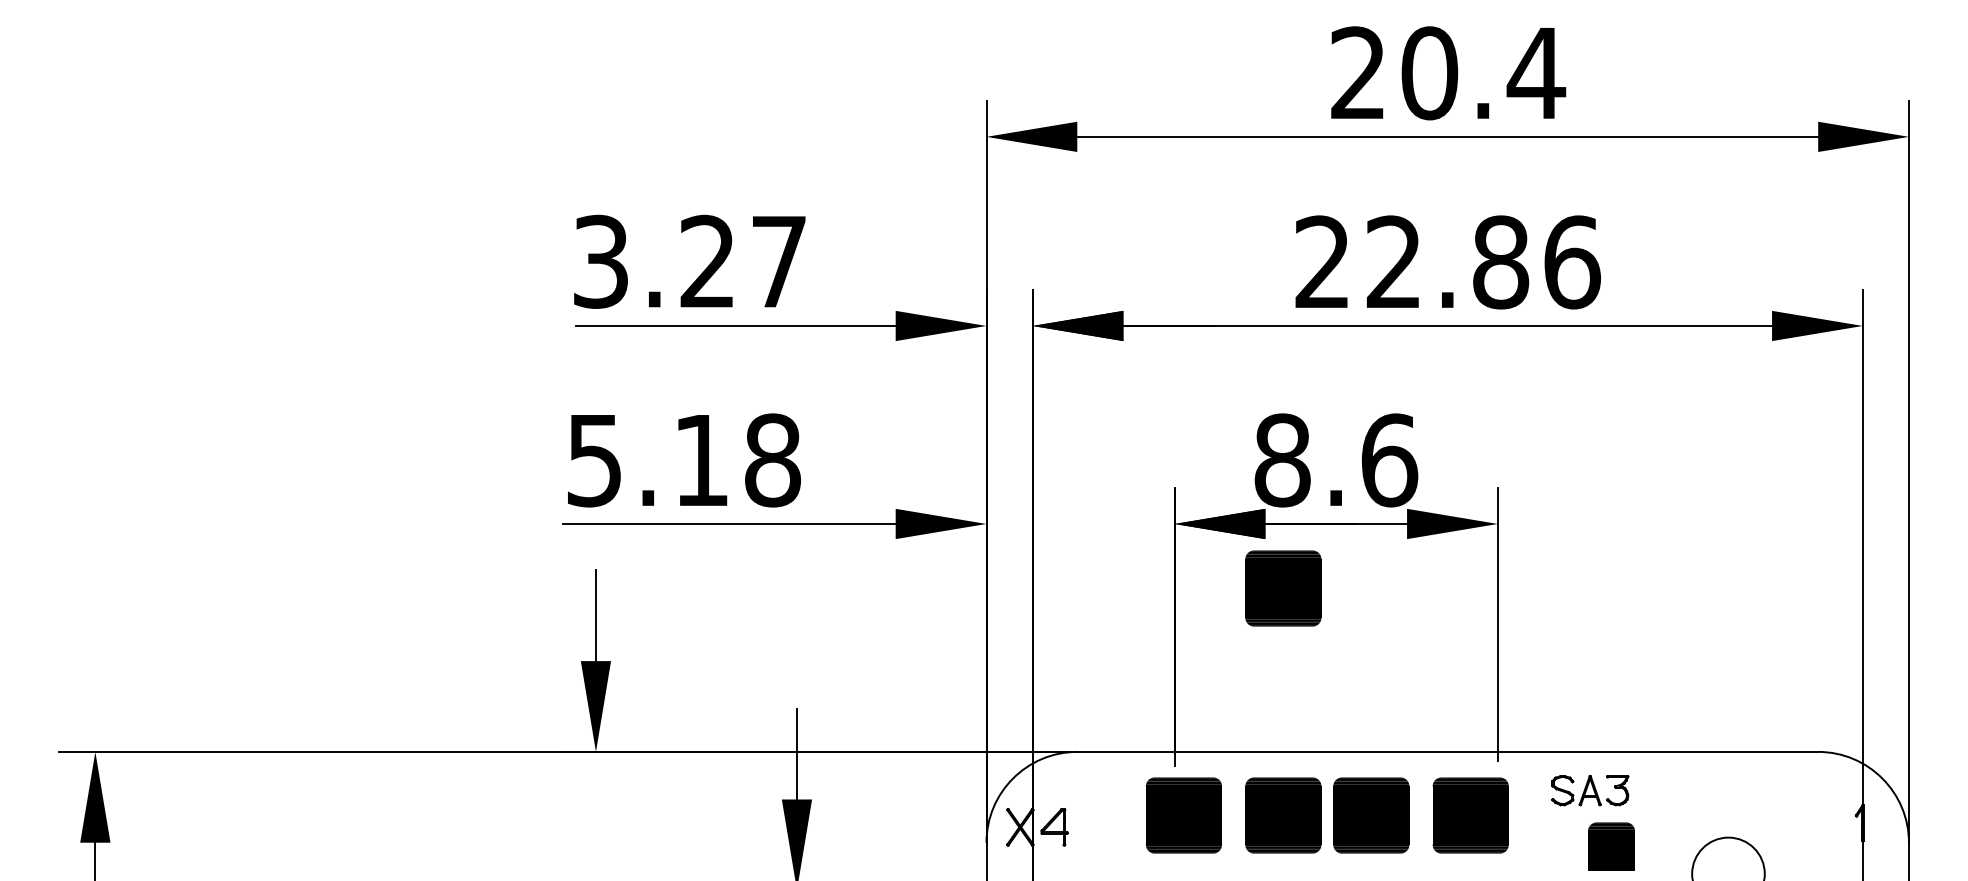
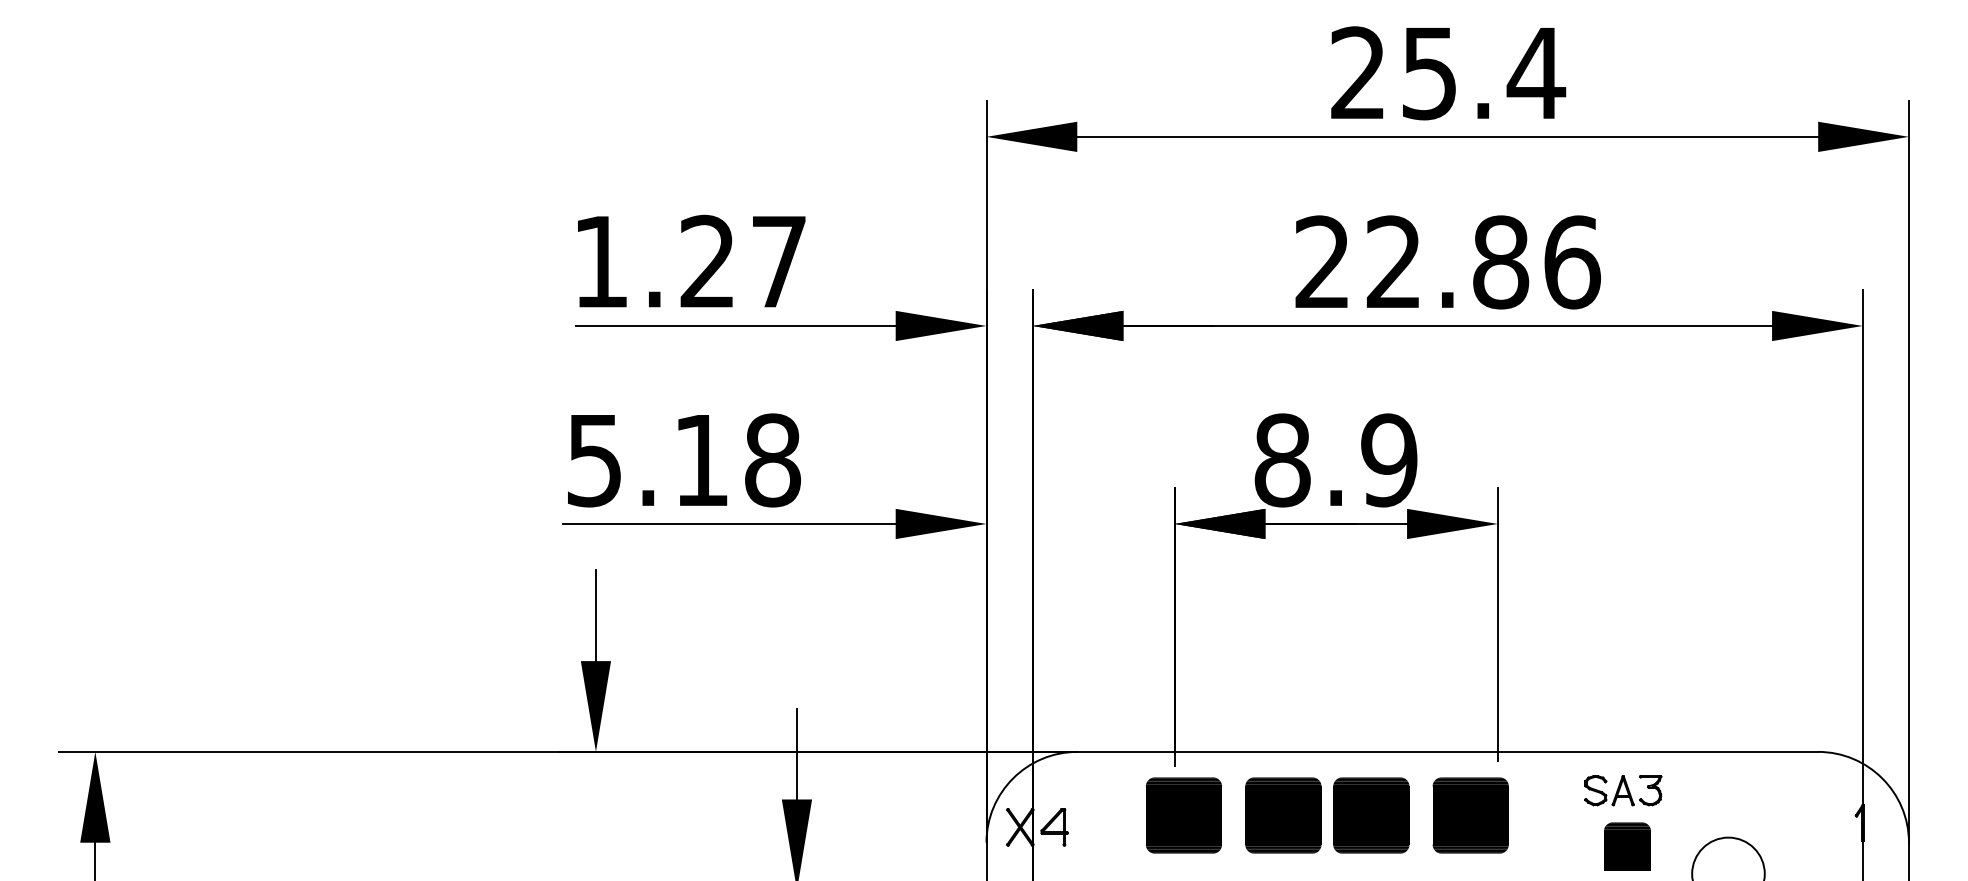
text: 20.4 -> 25.4 (1429, 73)
text: 3.27 -> 1.27 (600, 261)
text: 8.6 -> 8.9 (1389, 460)
part: present -> none (1283, 588)
part position: (1590, 790) -> (1623, 790) (1623, 790)
part position: (1611, 846) -> (1627, 846) (1627, 846)
